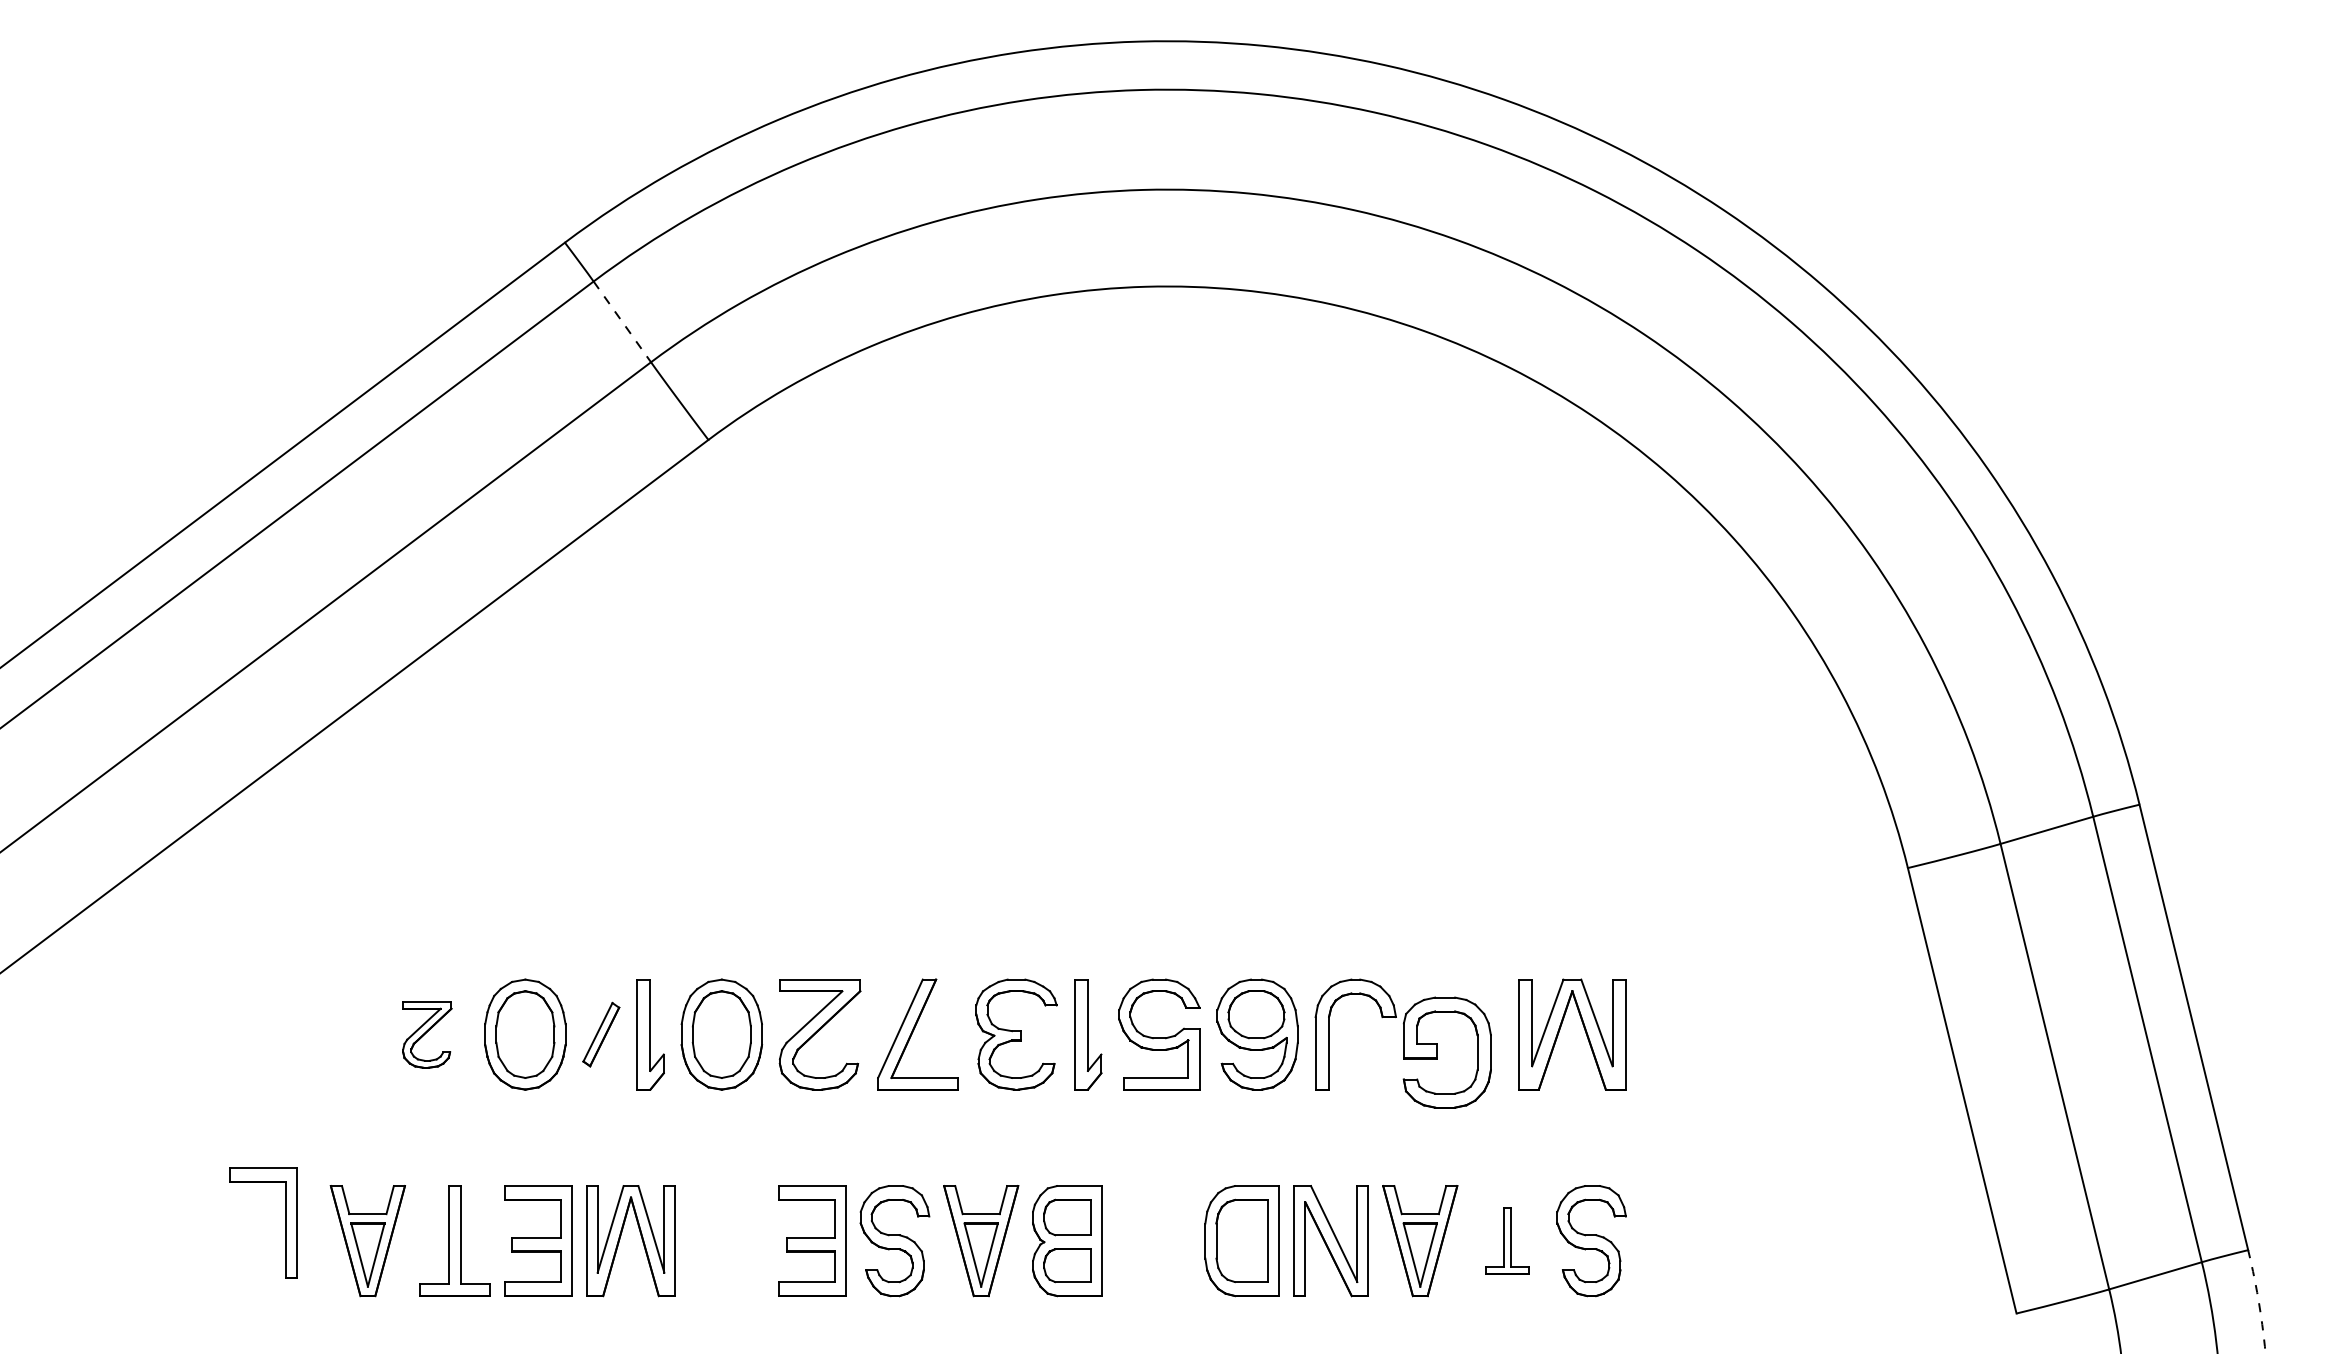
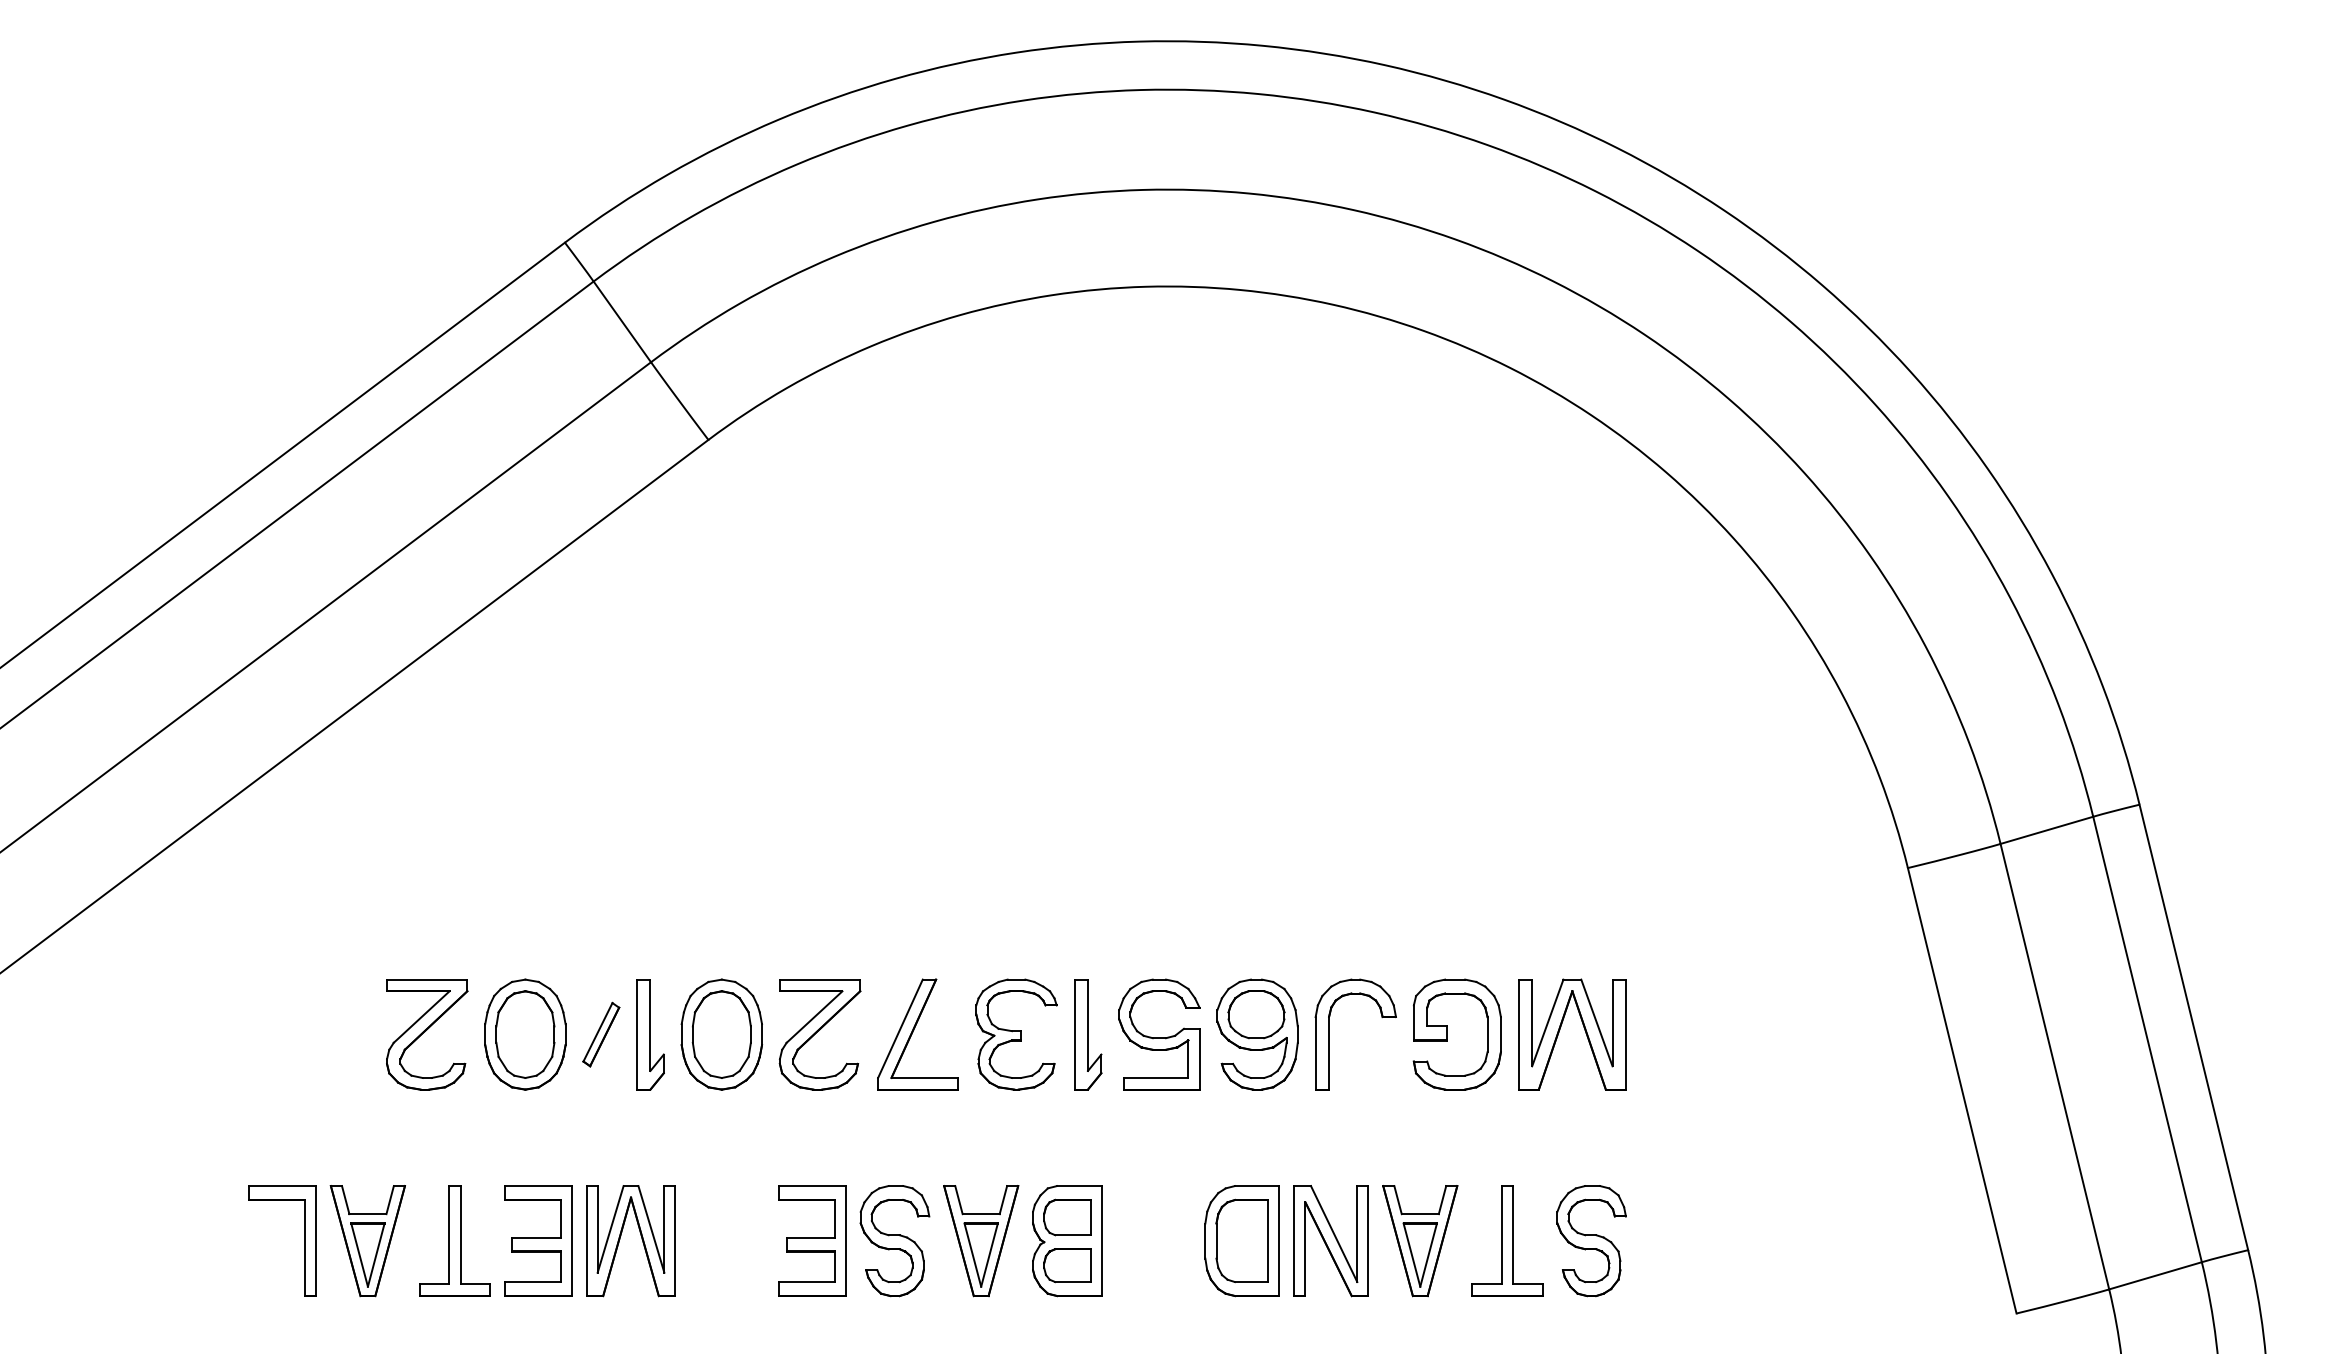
line: dashed -> solid (622, 321)
part size: 51x68 px -> 83x112 px (427, 1034)
part position: (1437, 1052) -> (1447, 1034) (1447, 1034)
part position: (285, 1222) -> (304, 1240) (304, 1240)
part size: 45x68 px -> 73x112 px (1507, 1240)
arc: dashed -> solid (2258, 1301)
